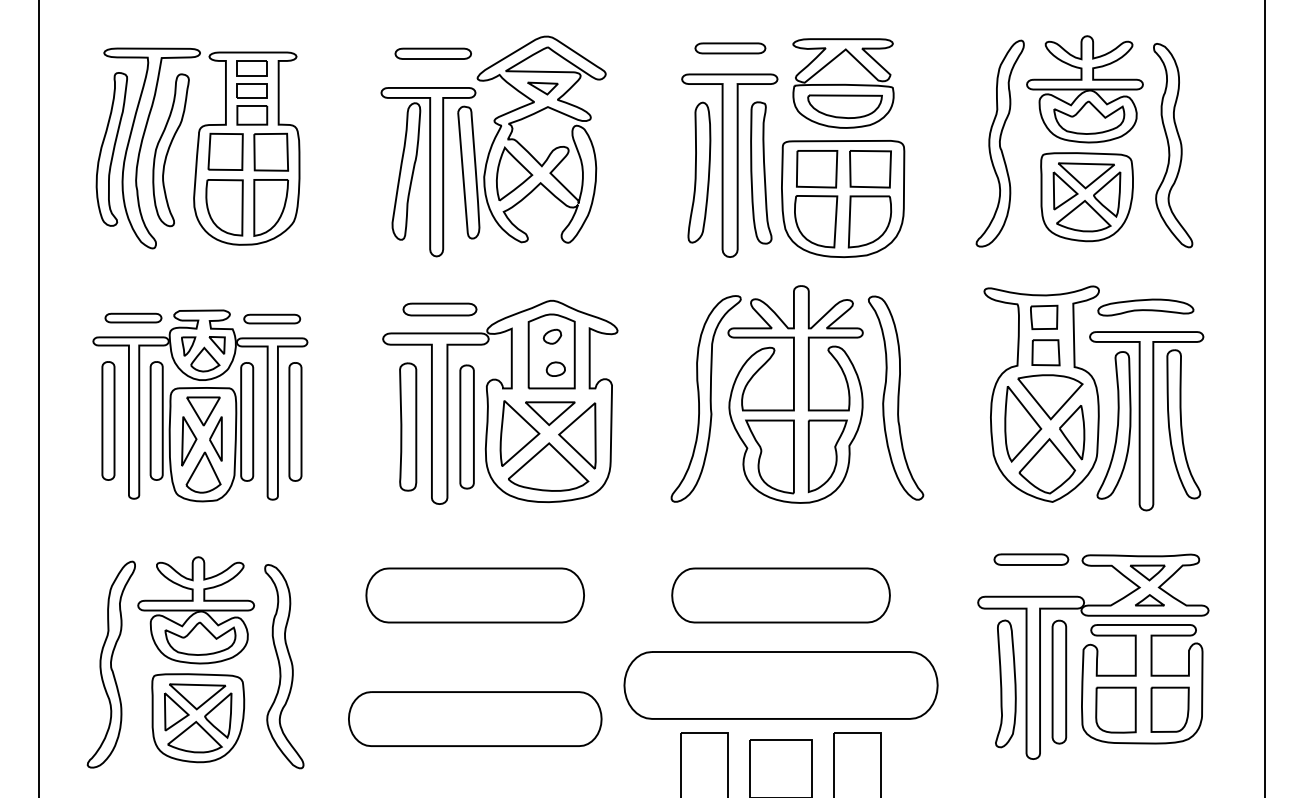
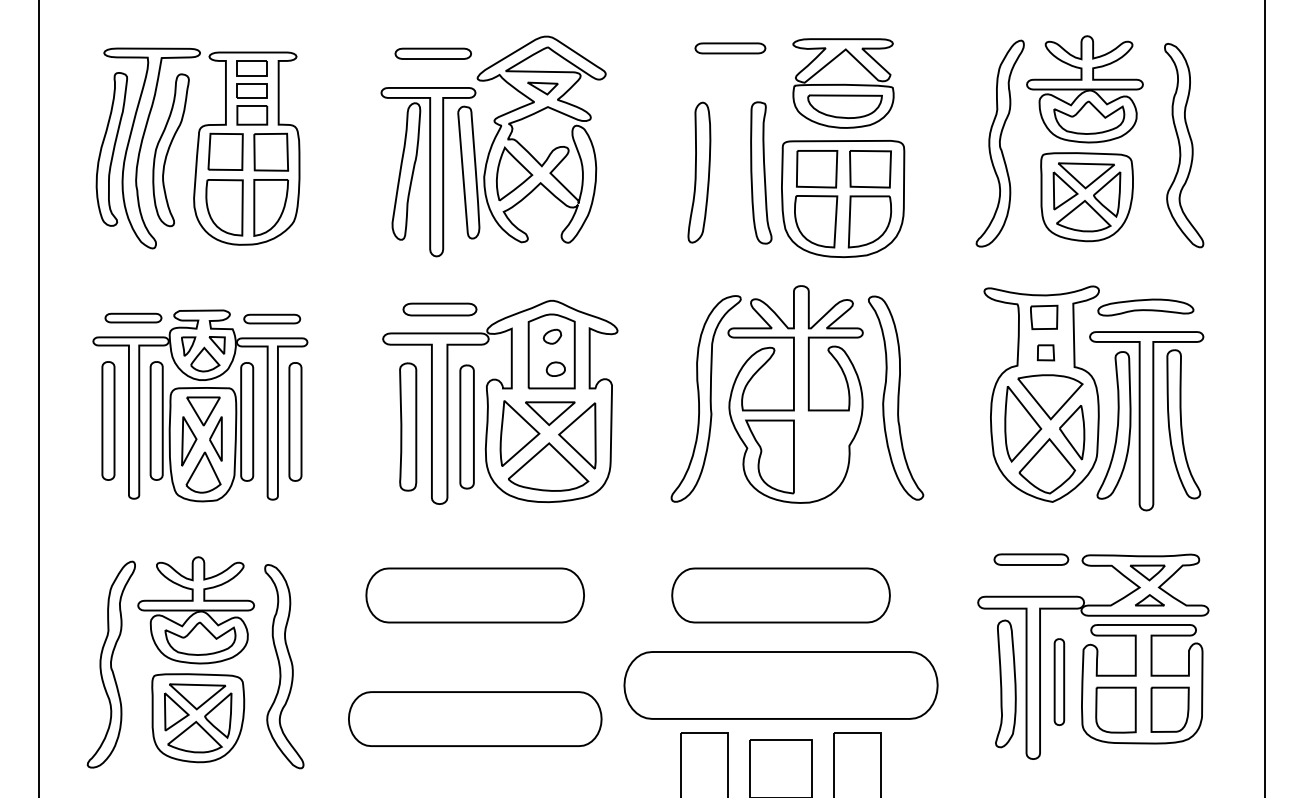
part position: (1173, 145) -> (1184, 145) (1184, 145)
part: present -> none (729, 165)
part size: 30x28 px -> 20x18 px (1045, 352)
part: present -> none (827, 456)
part size: 17x126 px -> 13x89 px (1059, 682)
